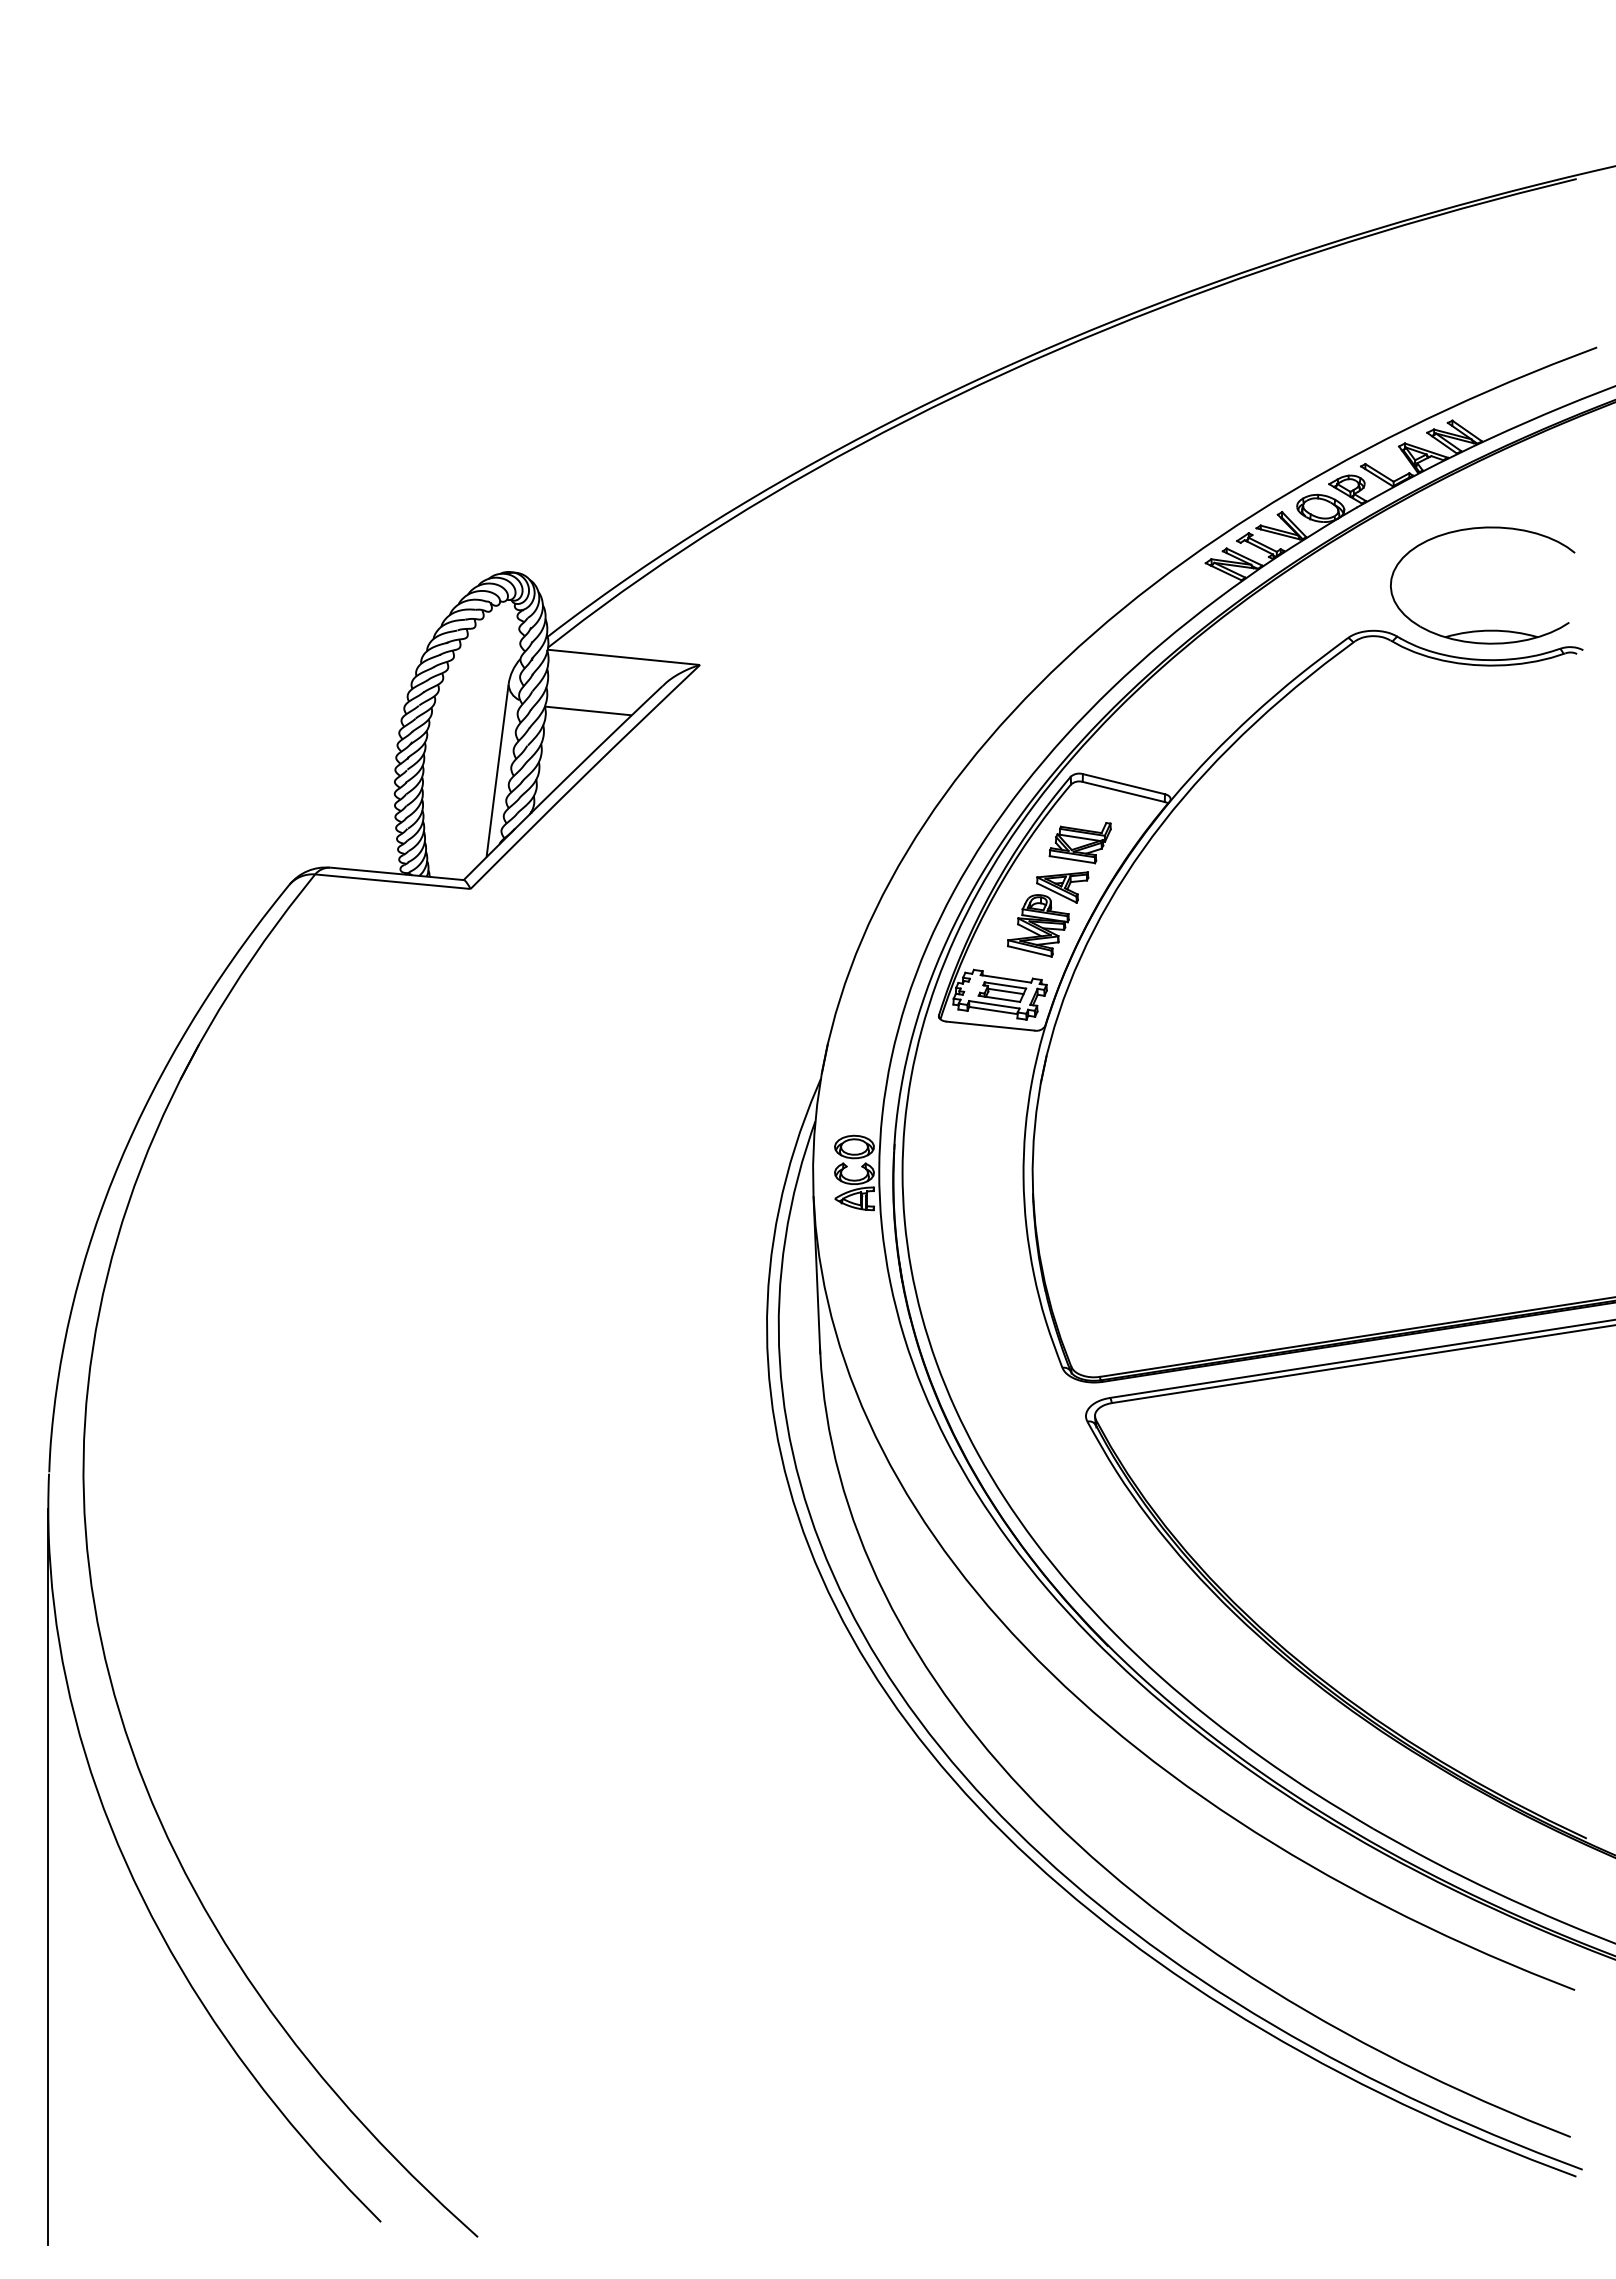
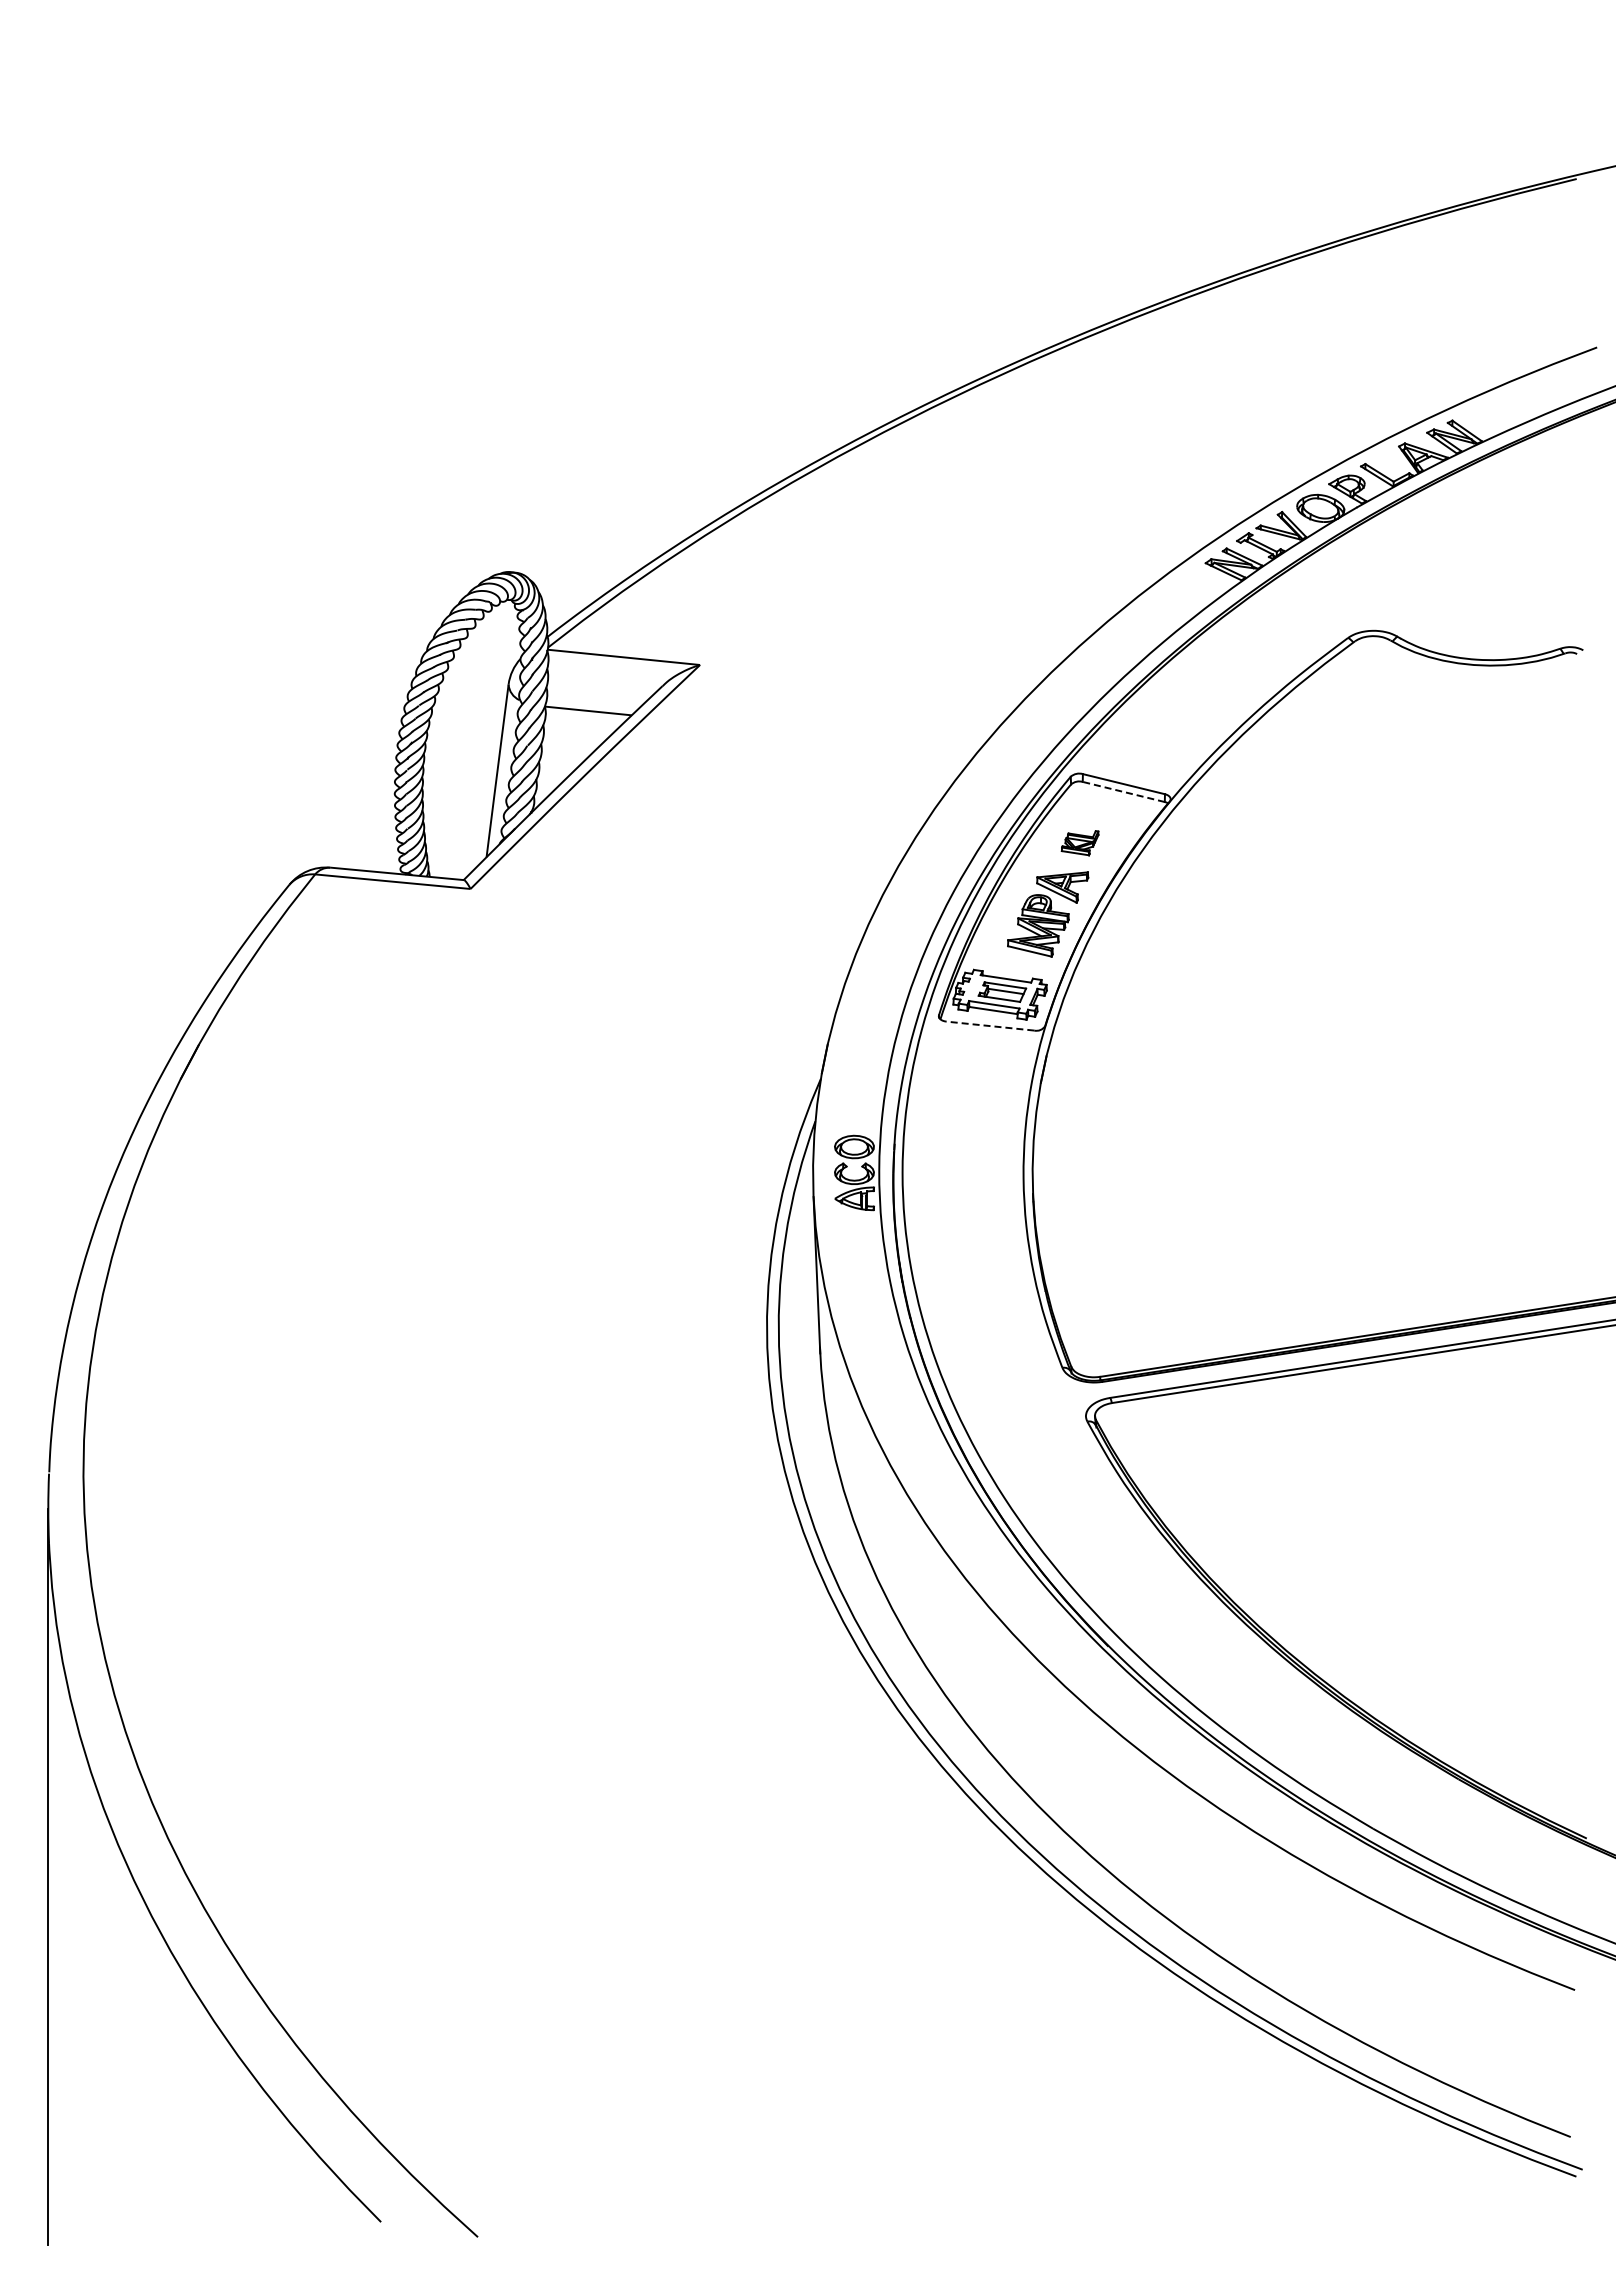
part: present -> none (1484, 629)
line: solid -> dashed (1123, 791)
part size: 64x43 px -> 40x27 px (1079, 843)
line: solid -> dashed (989, 1026)
